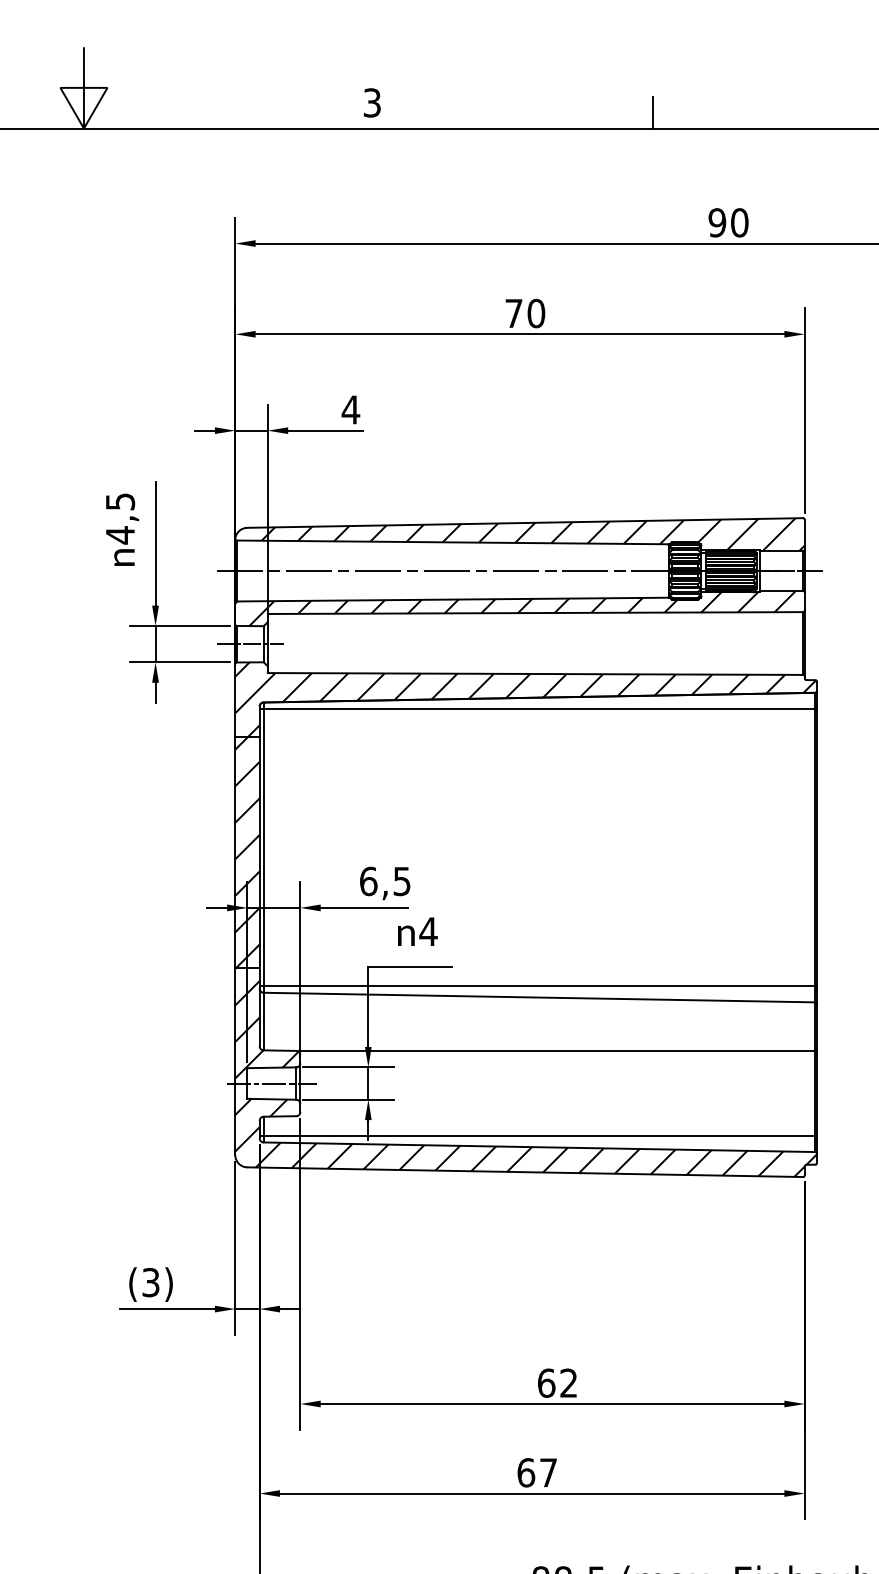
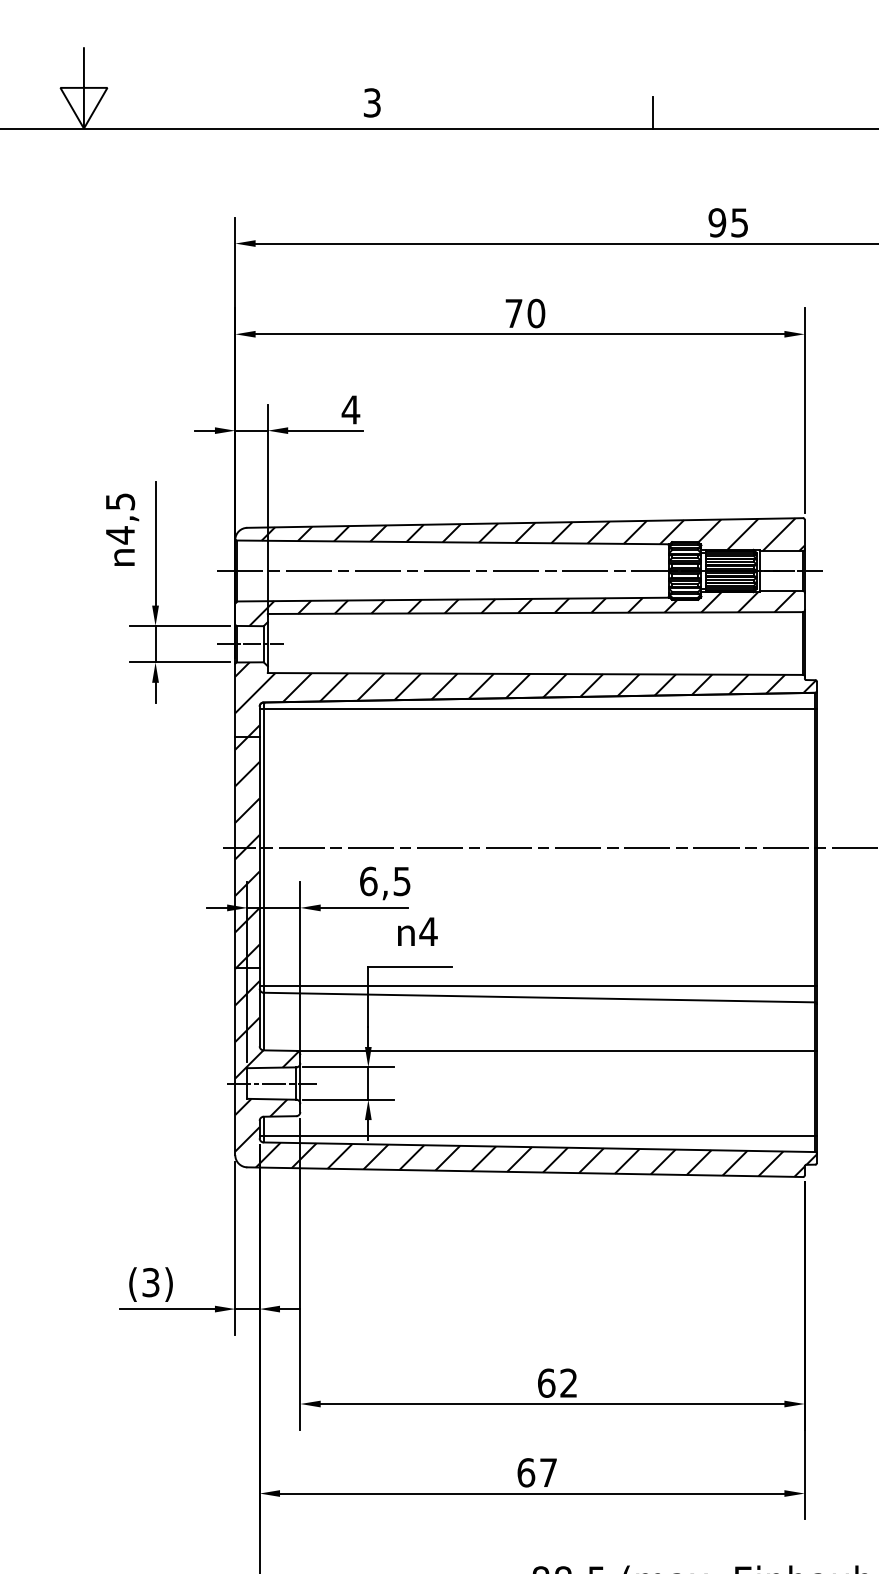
text: 90 -> 95 (739, 222)
line: none -> present (548, 847)
